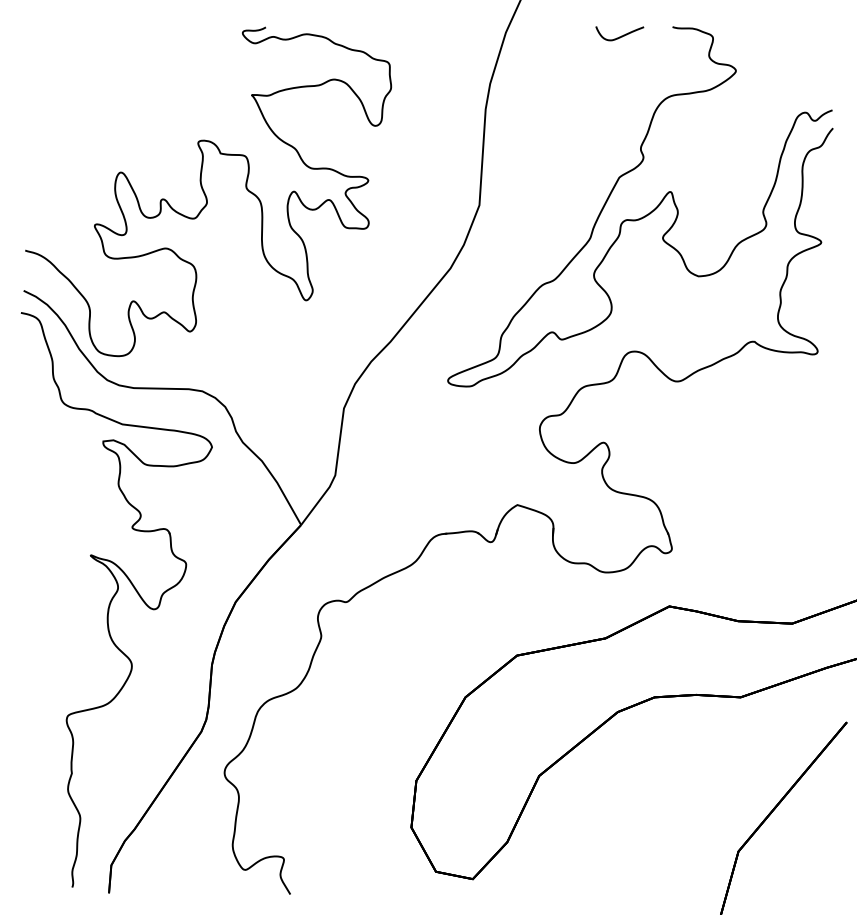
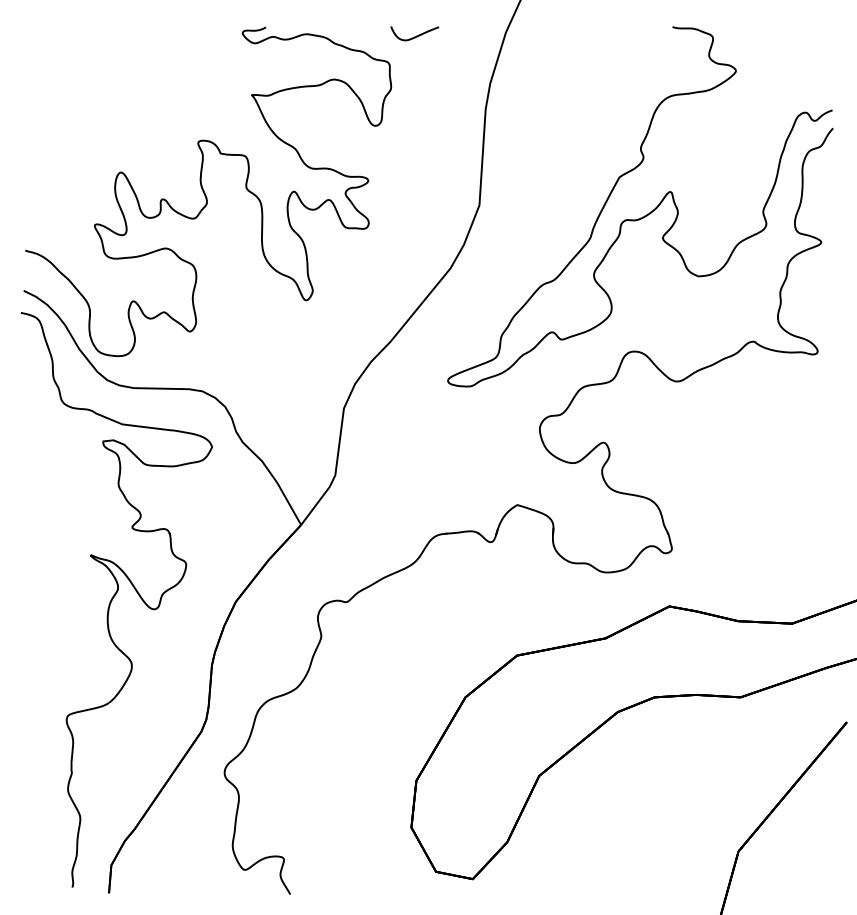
curve position: (621, 35) -> (416, 35) (416, 35)
